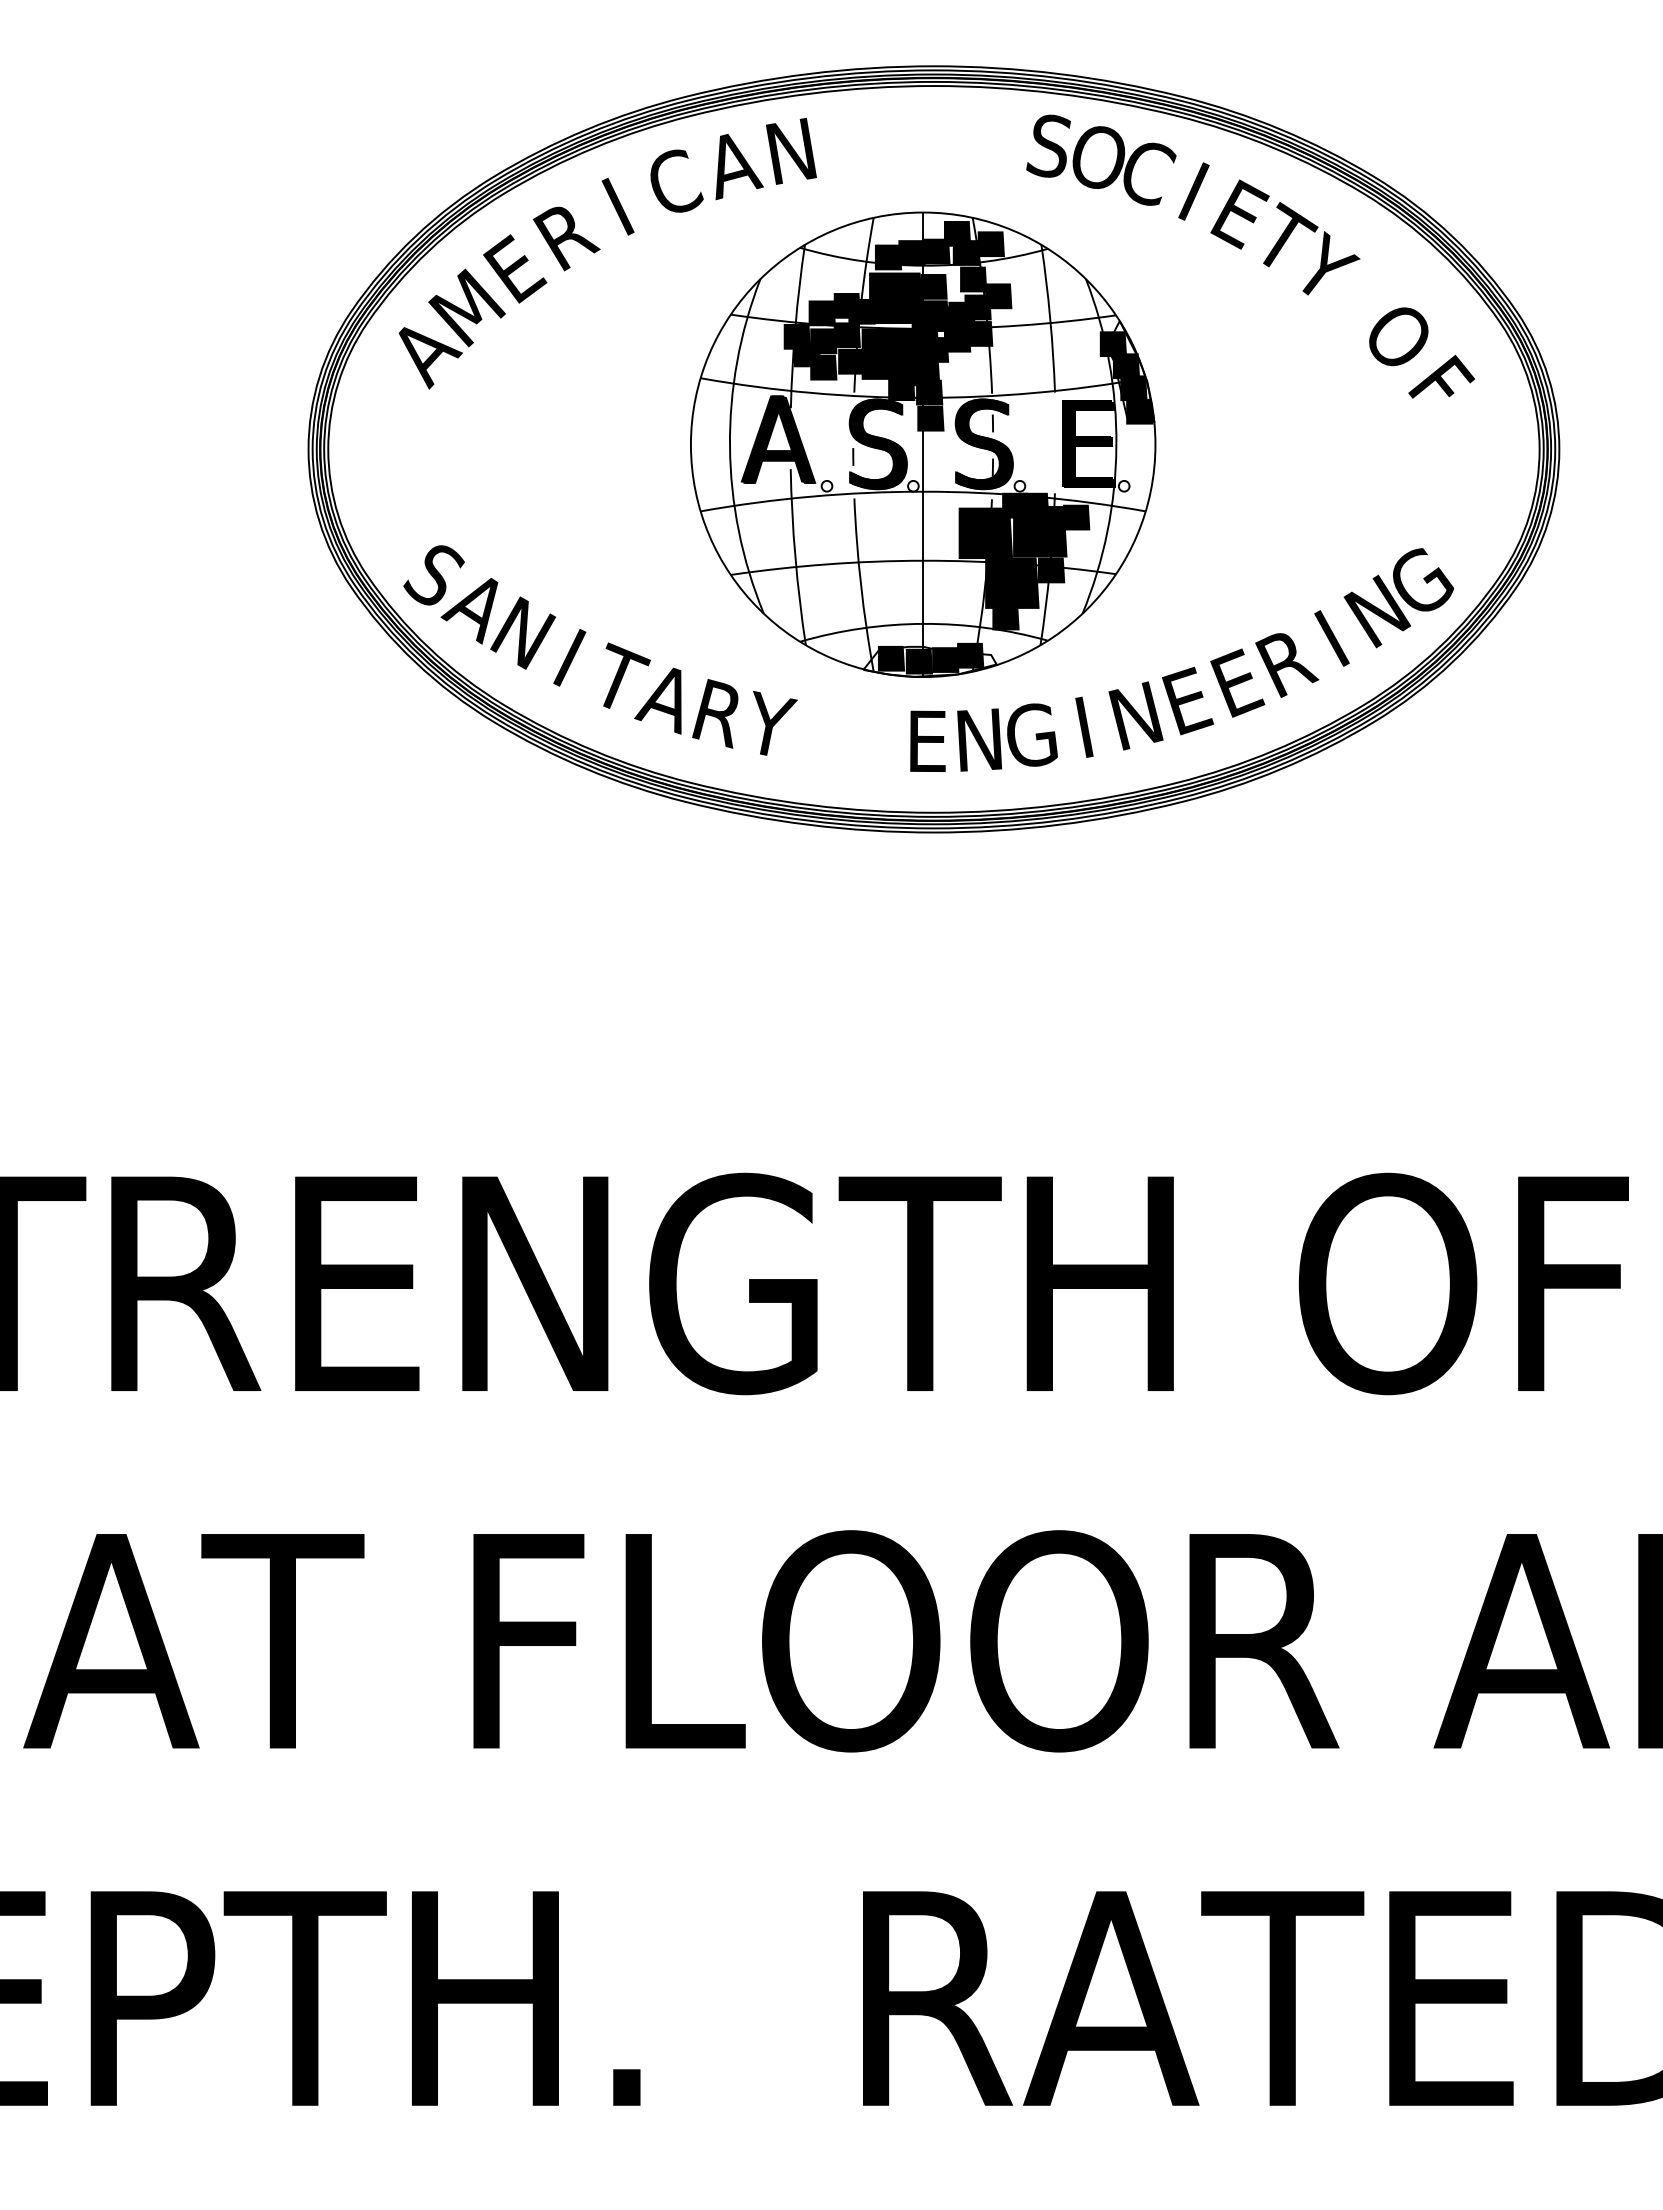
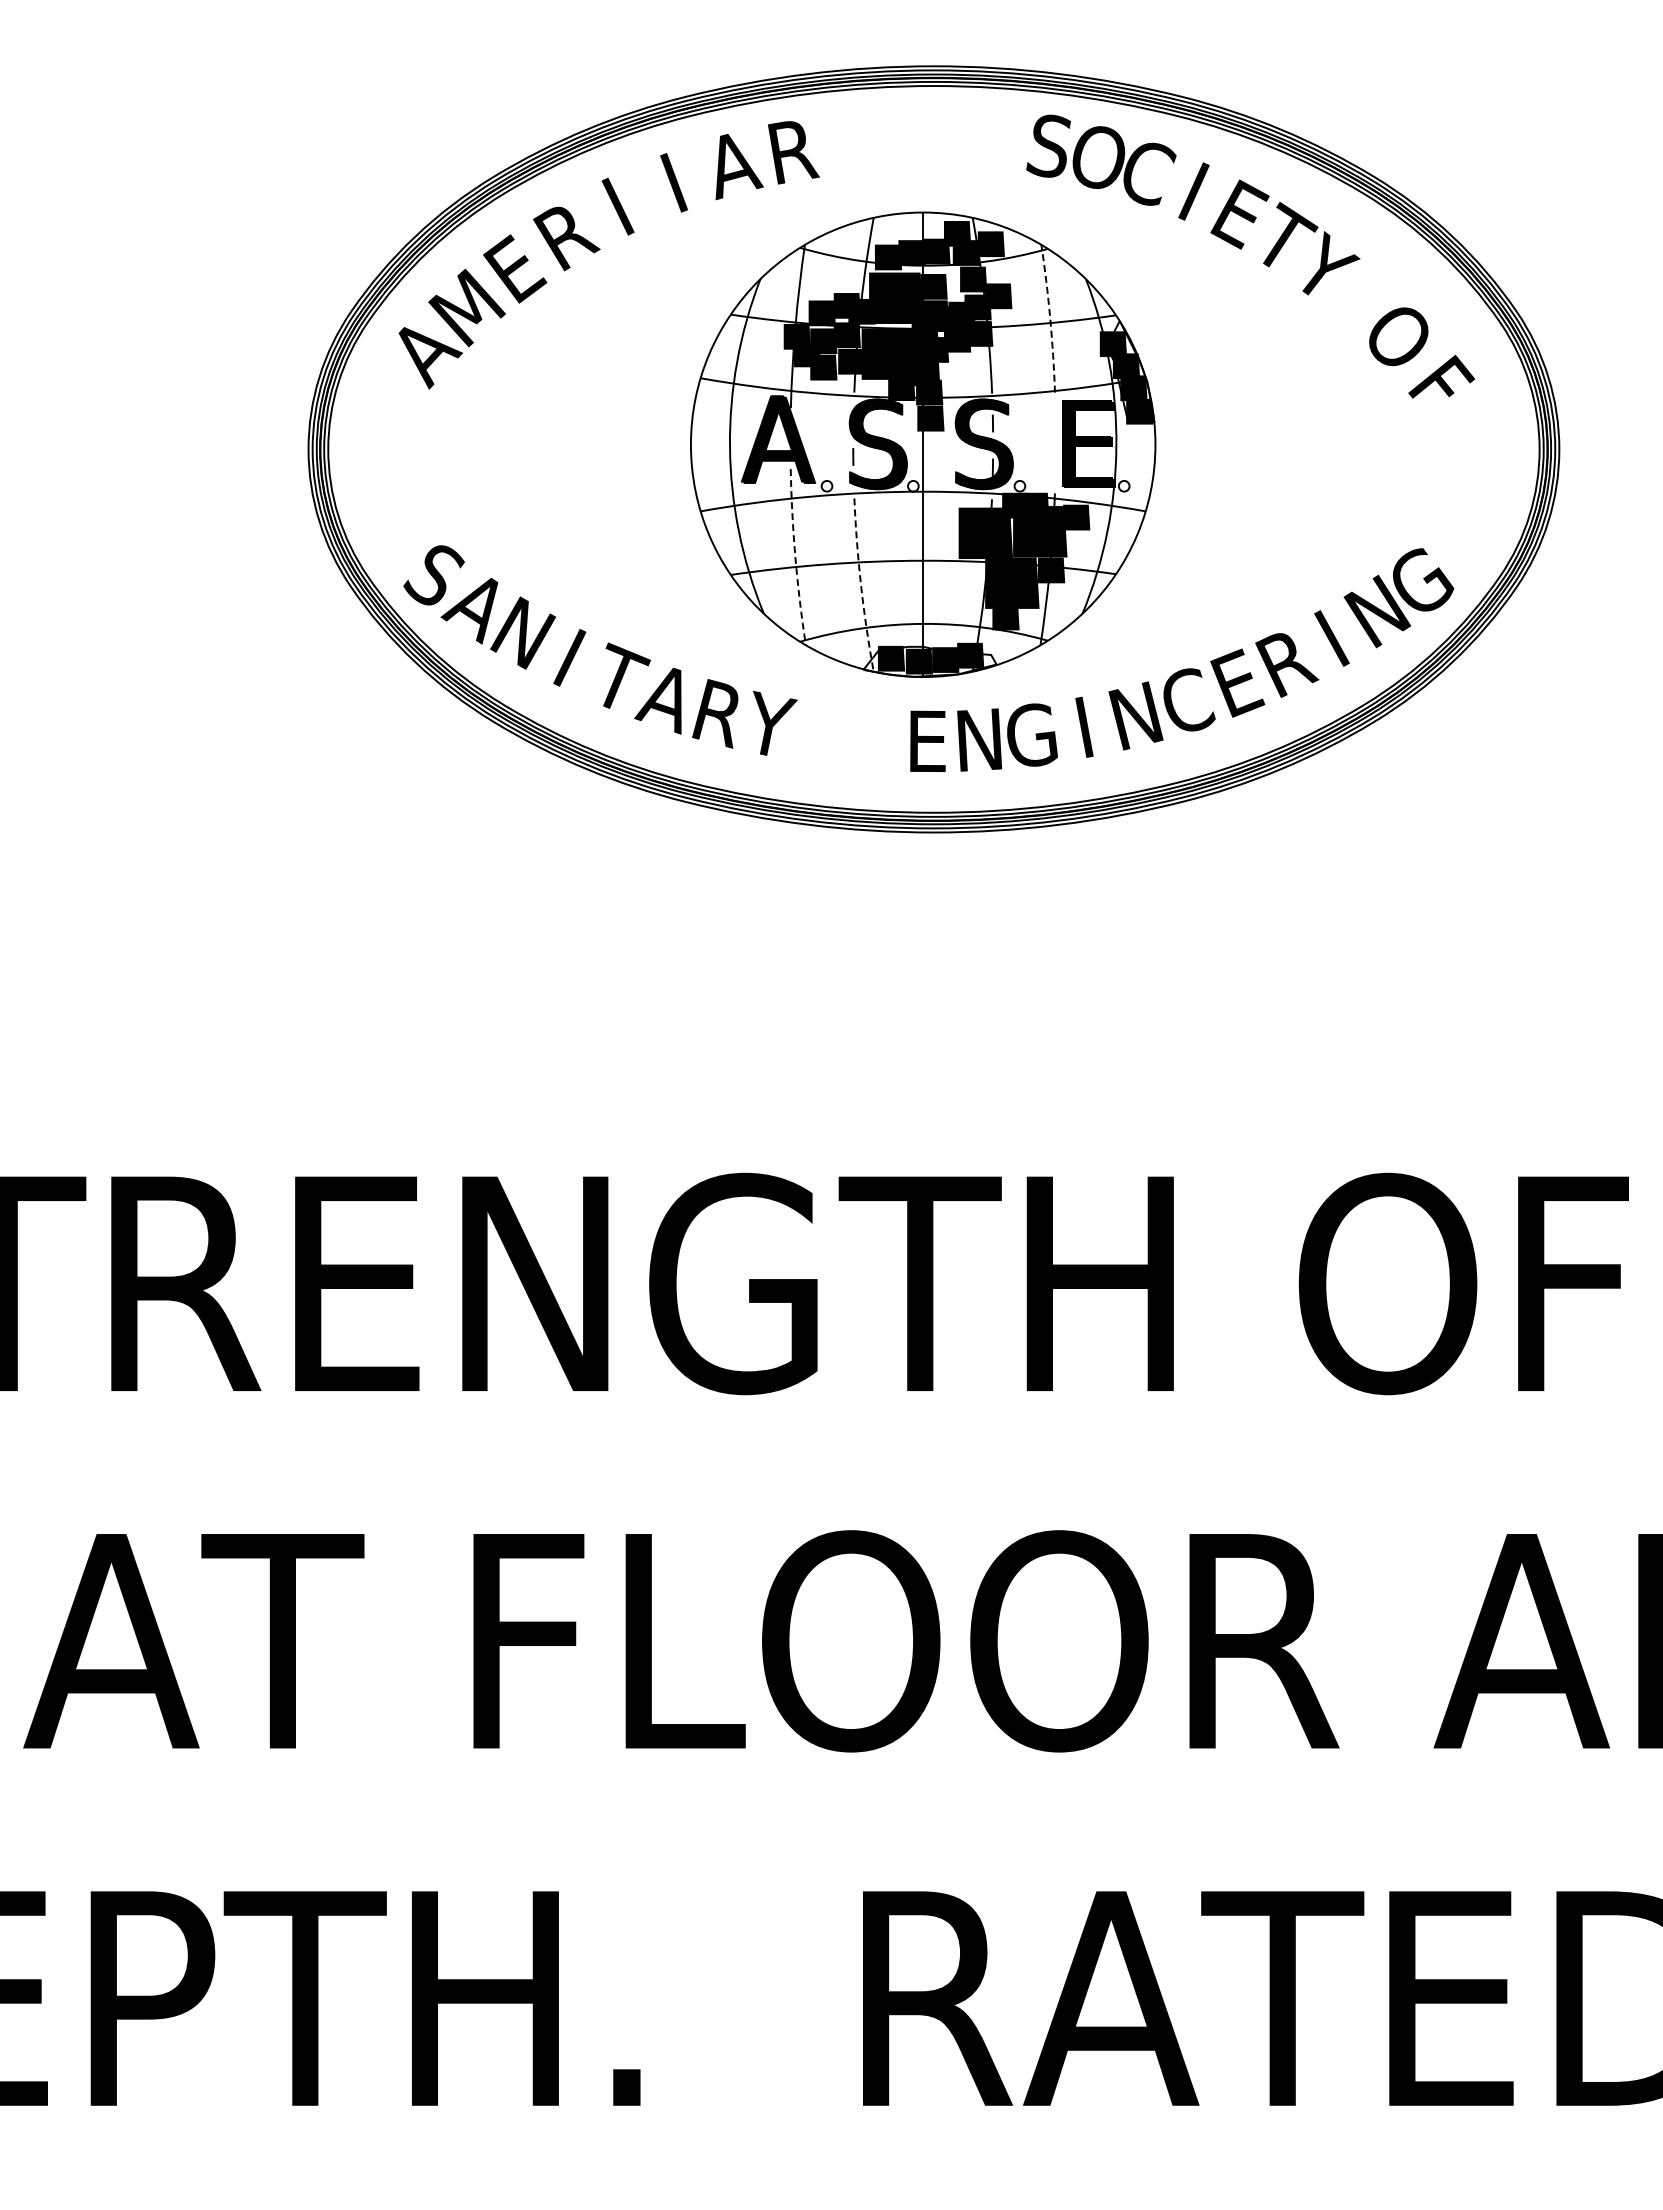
text: N -> R (792, 150)
text: C -> I (676, 180)
arc: solid -> dashed (1050, 318)
arc: solid -> dashed (795, 557)
arc: solid -> dashed (861, 585)
text: E -> C (1188, 700)
